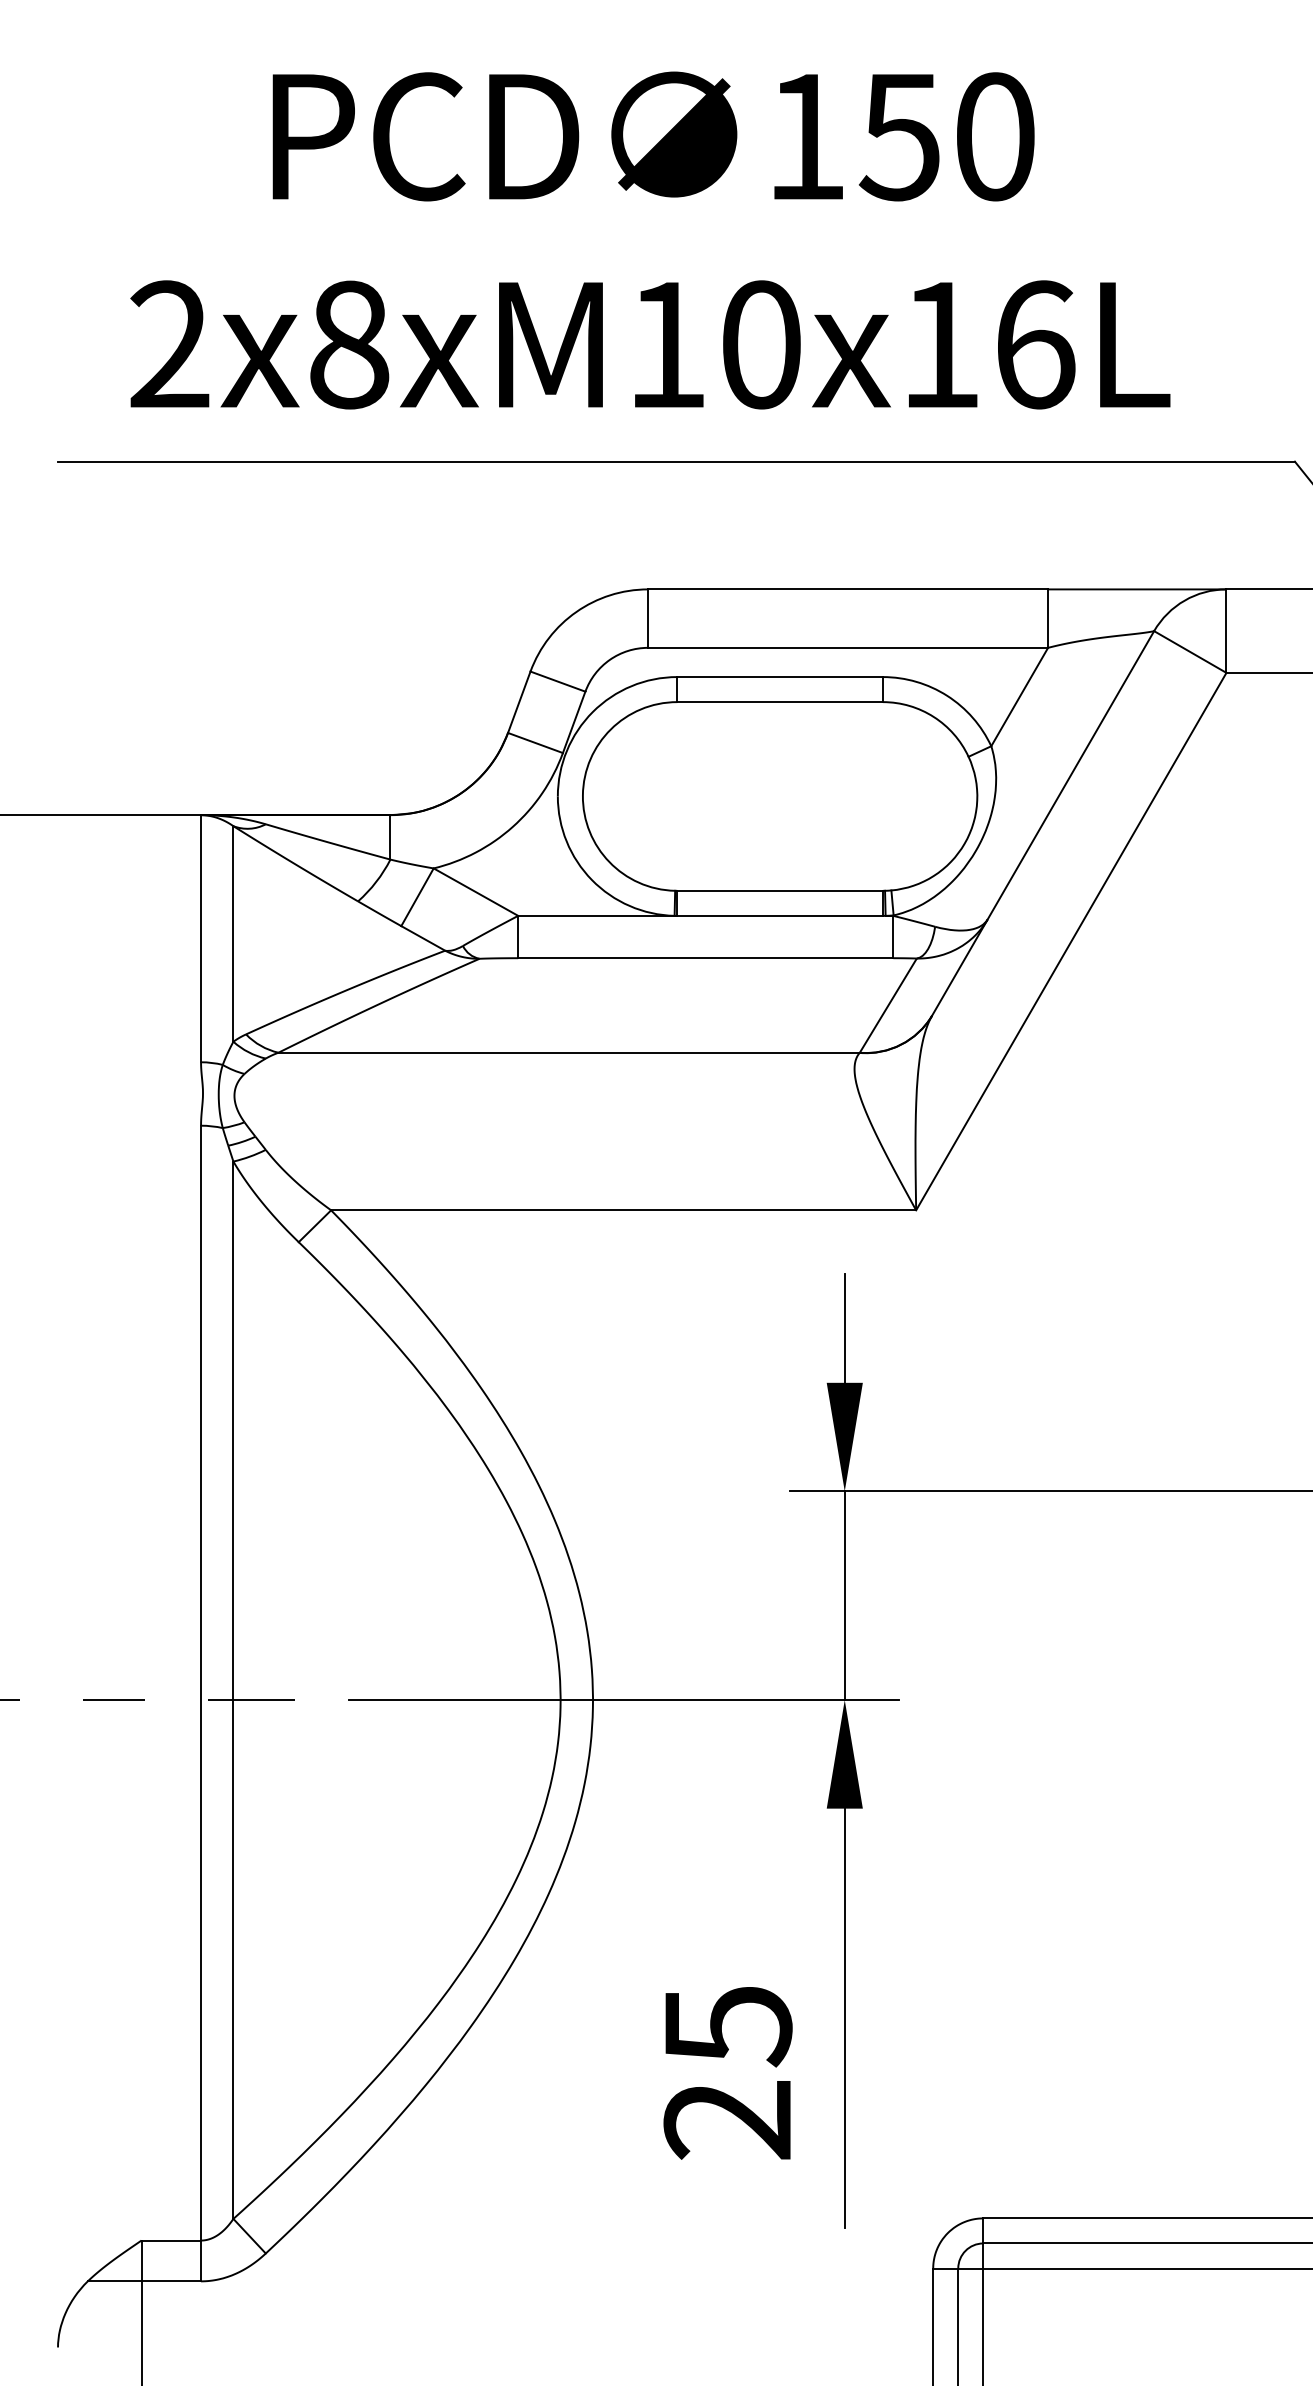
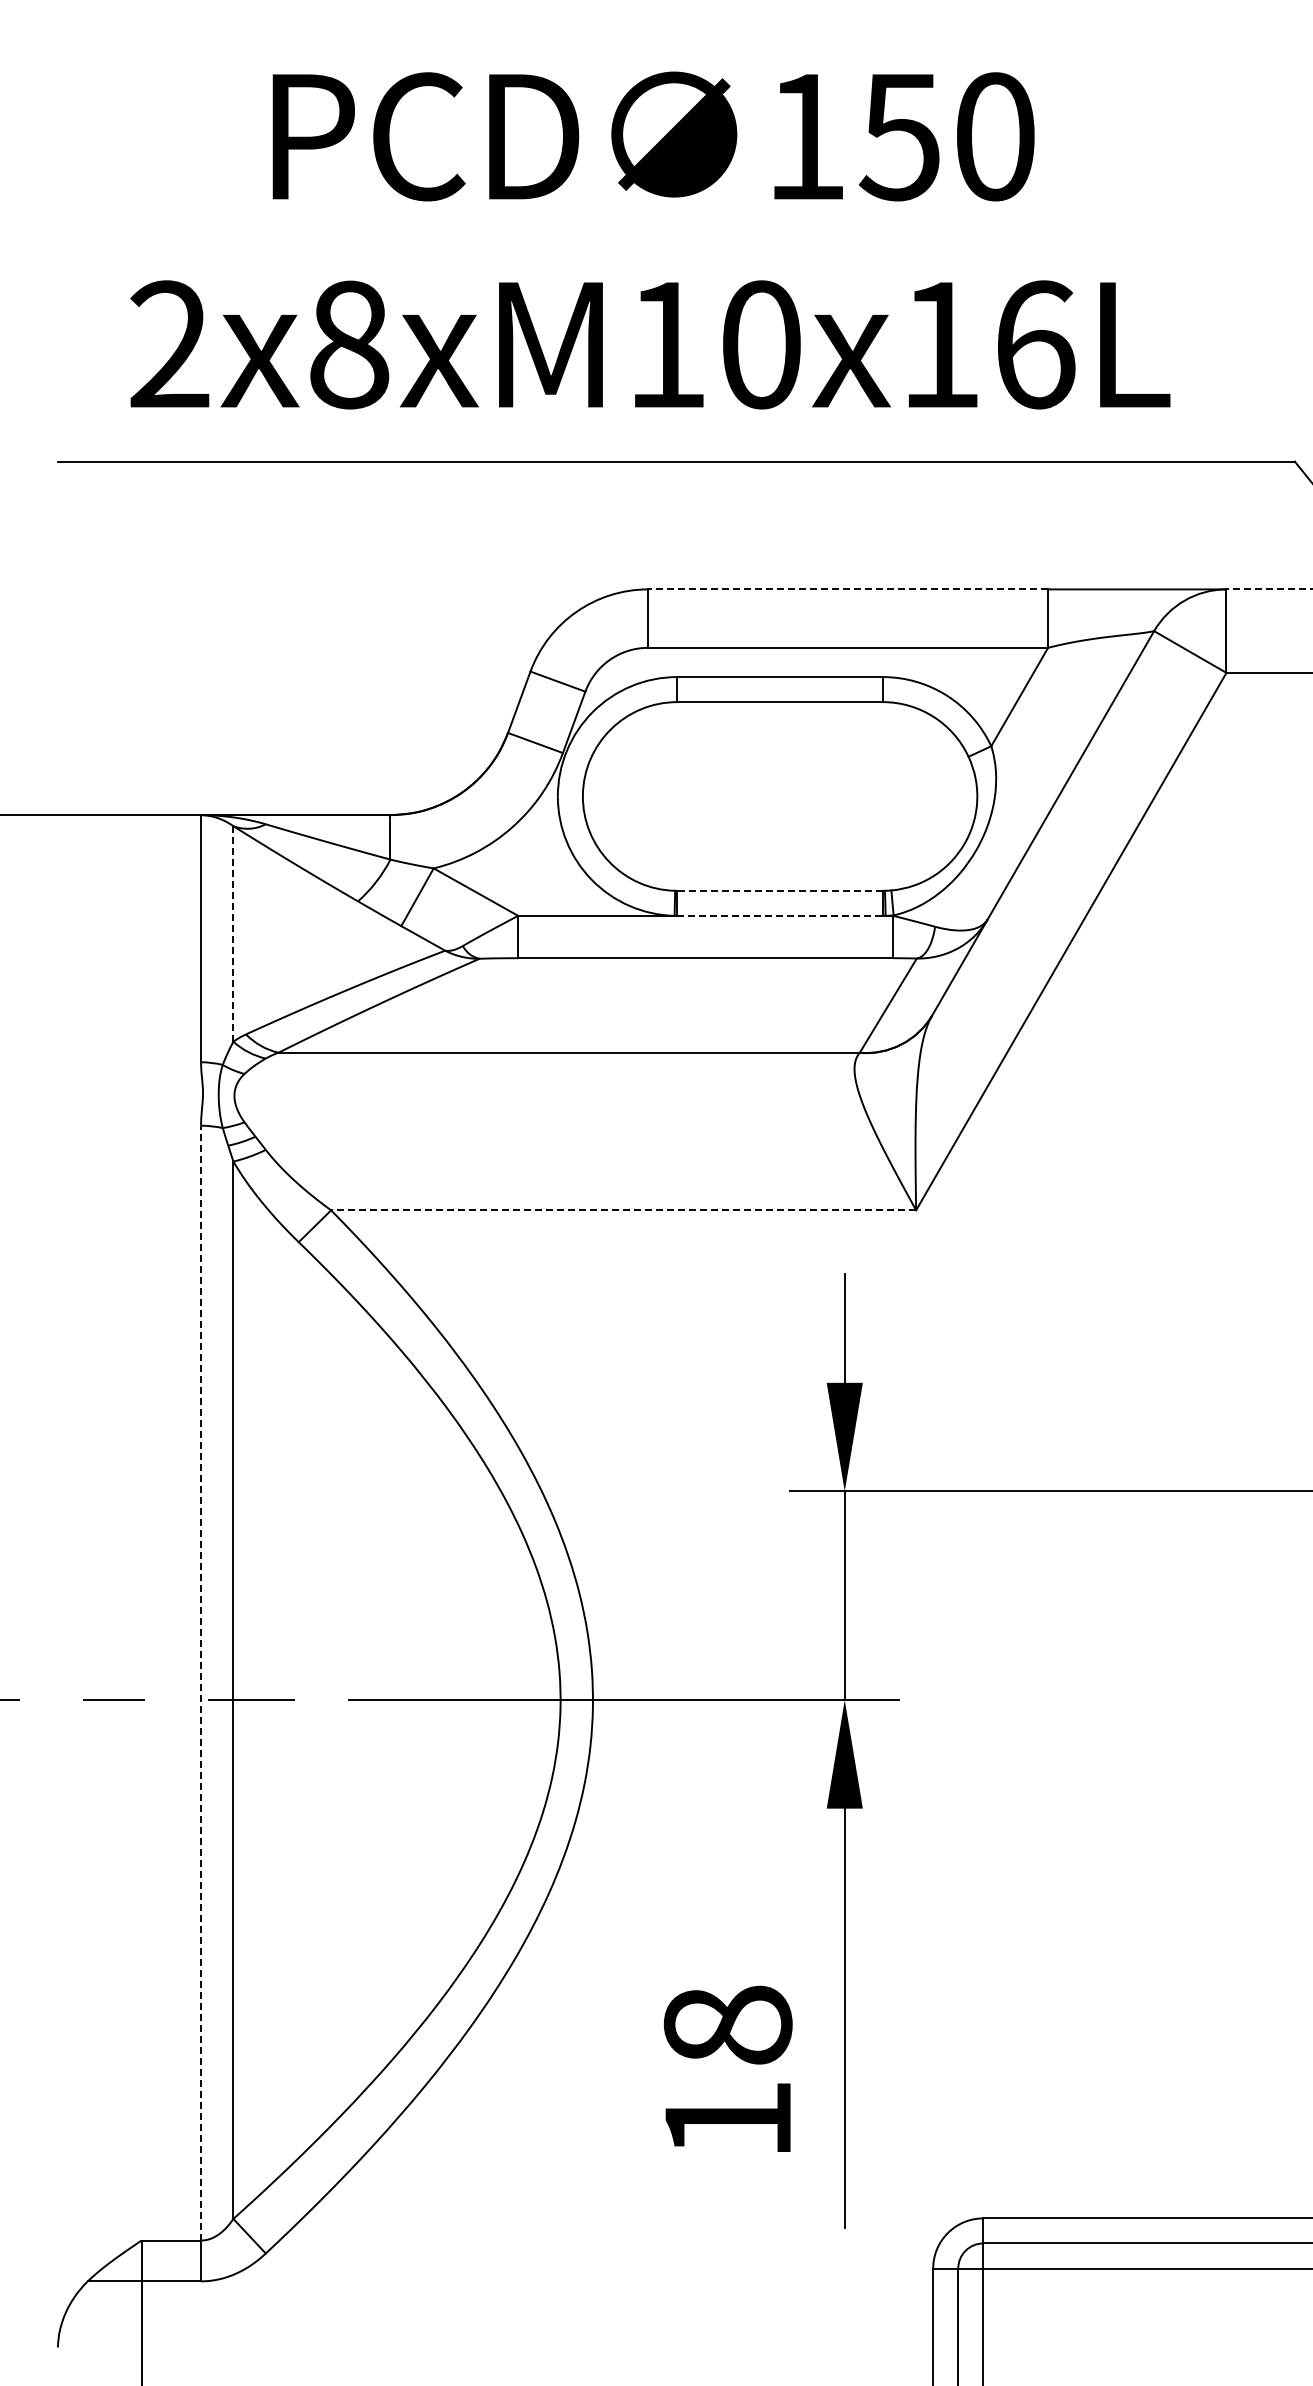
line: solid -> dashed (848, 589)
line: solid -> dashed (1269, 589)
line: solid -> dashed (780, 890)
line: solid -> dashed (780, 915)
line: solid -> dashed (233, 933)
line: solid -> dashed (623, 1210)
line: solid -> dashed (201, 1682)
text: 25 -> 18 (727, 2072)
